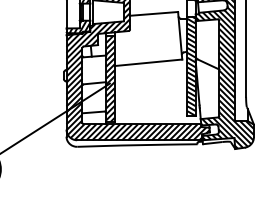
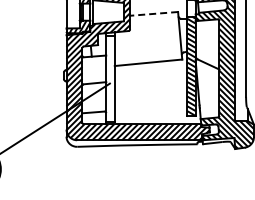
line: solid -> dashed (153, 13)
hatch: present -> none (110, 78)
